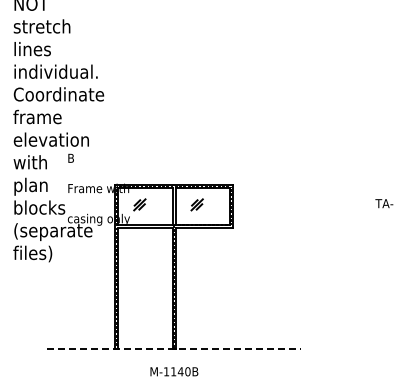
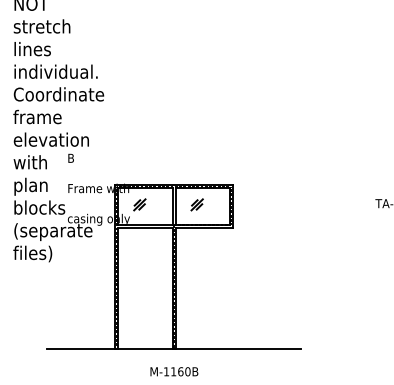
line: dashed -> solid (174, 348)
text: M-1140B -> M-1160B (180, 371)
